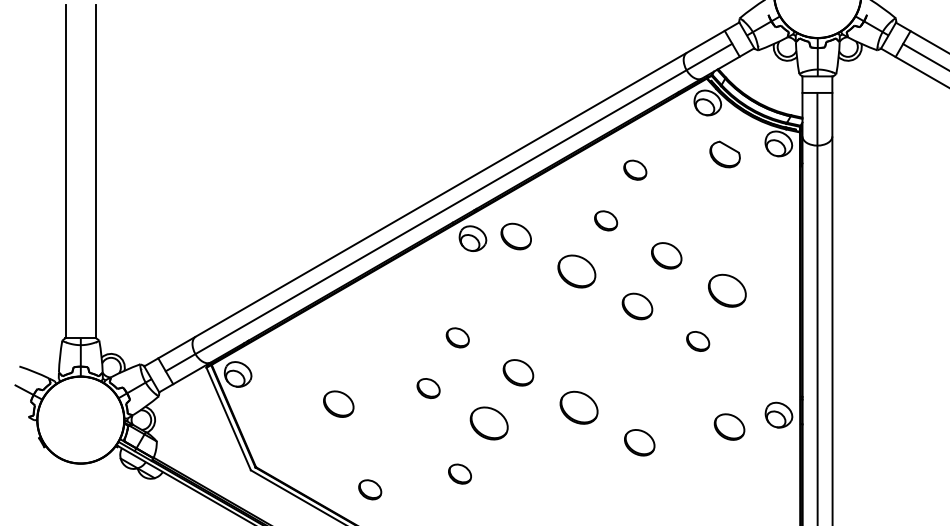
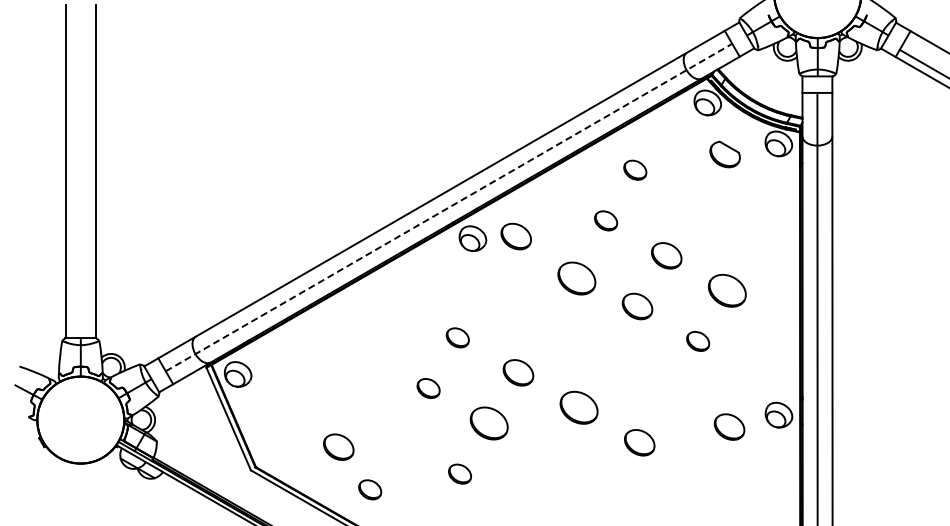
line position: (924, 56) -> (923, 63) (923, 63)
line: solid -> dashed (449, 207)
part position: (576, 271) -> (576, 278) (576, 278)
part position: (338, 403) -> (338, 446) (338, 446)
